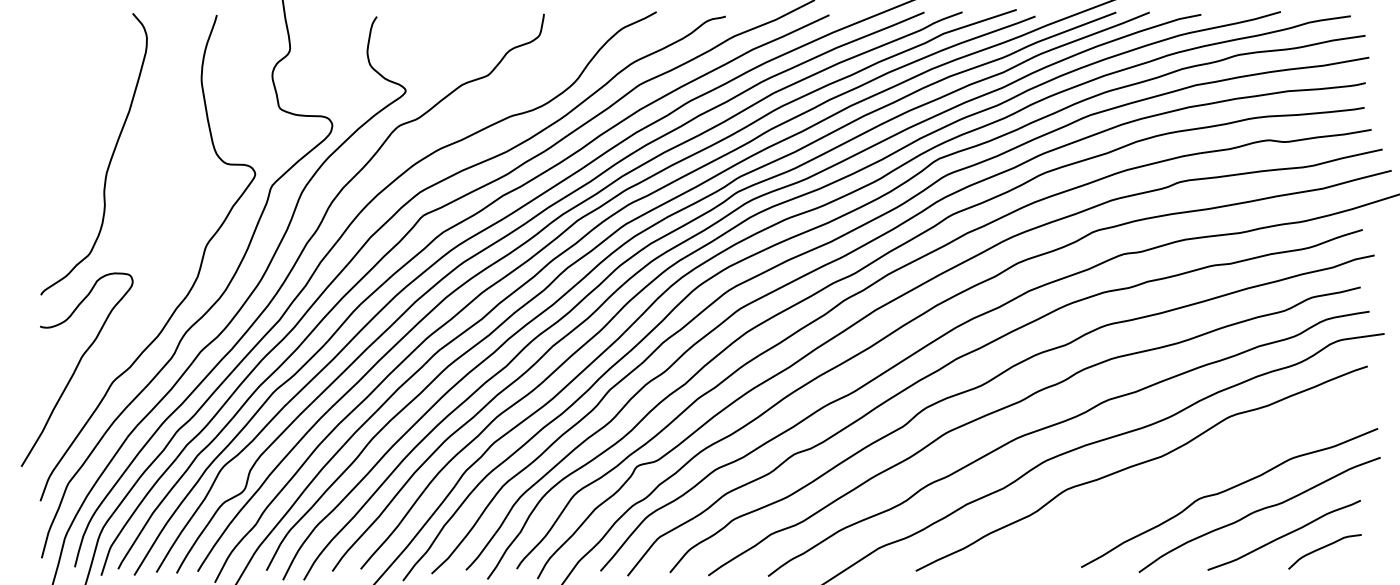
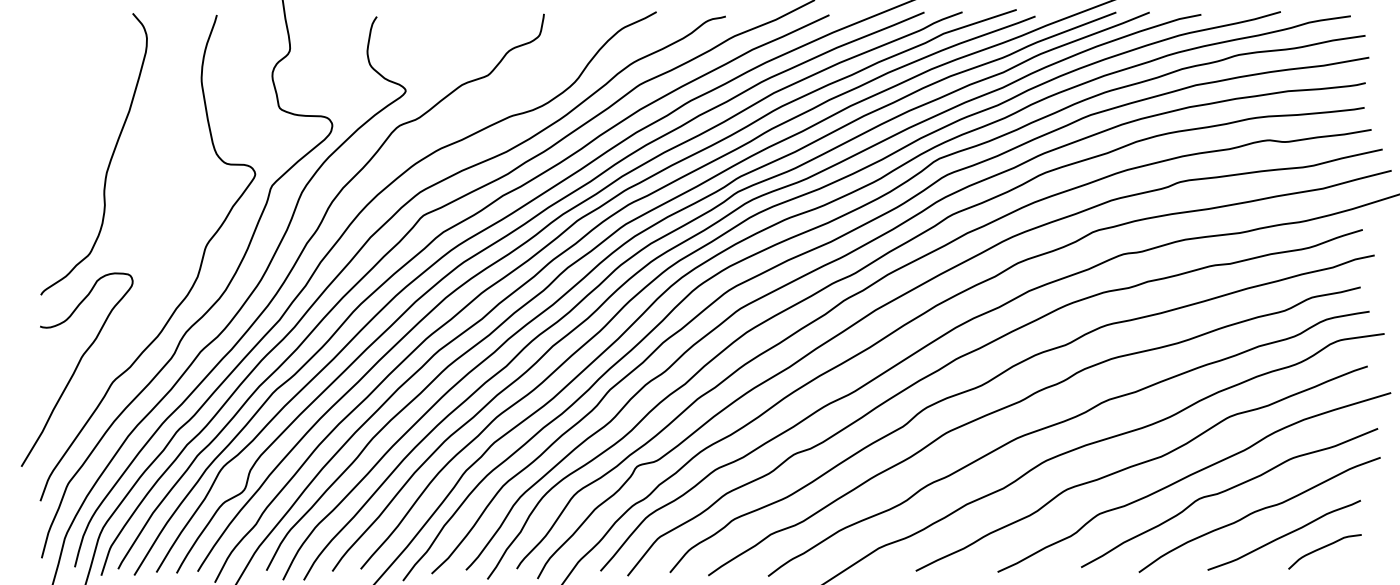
curve: none -> present (1190, 476)
